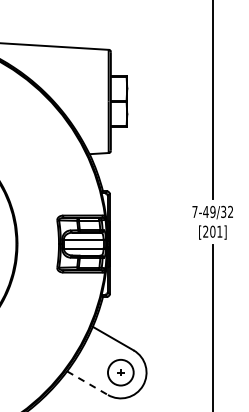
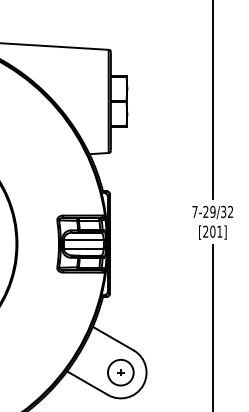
text: 7-49/32 -> 7-29/32 (205, 211)
line: dashed -> solid (87, 383)
